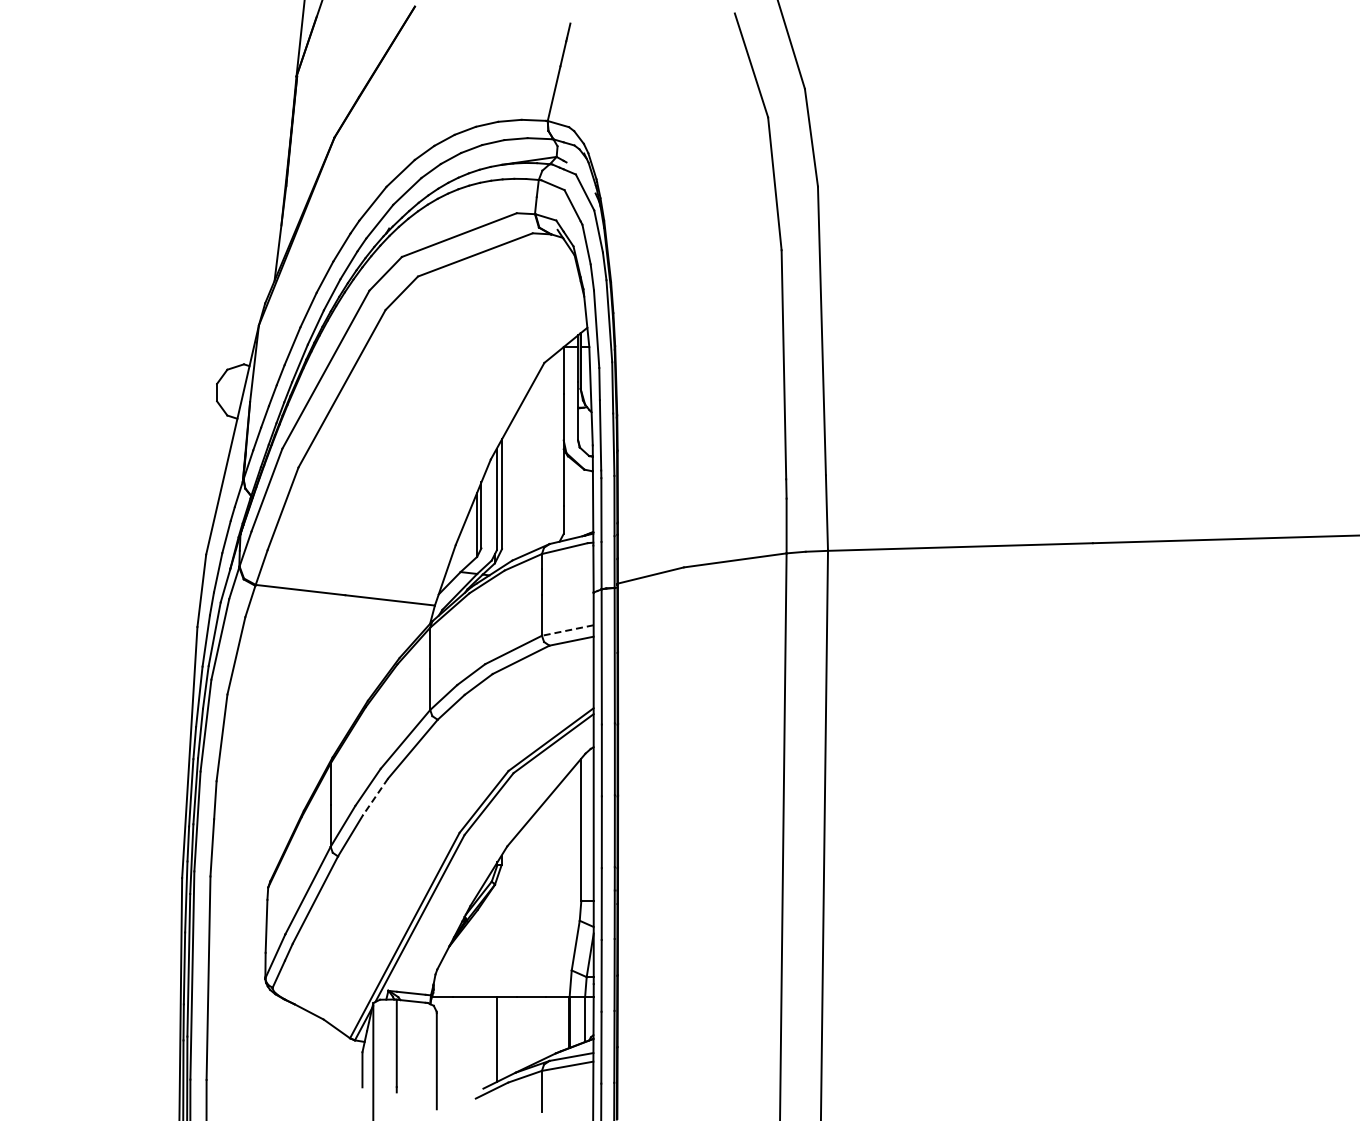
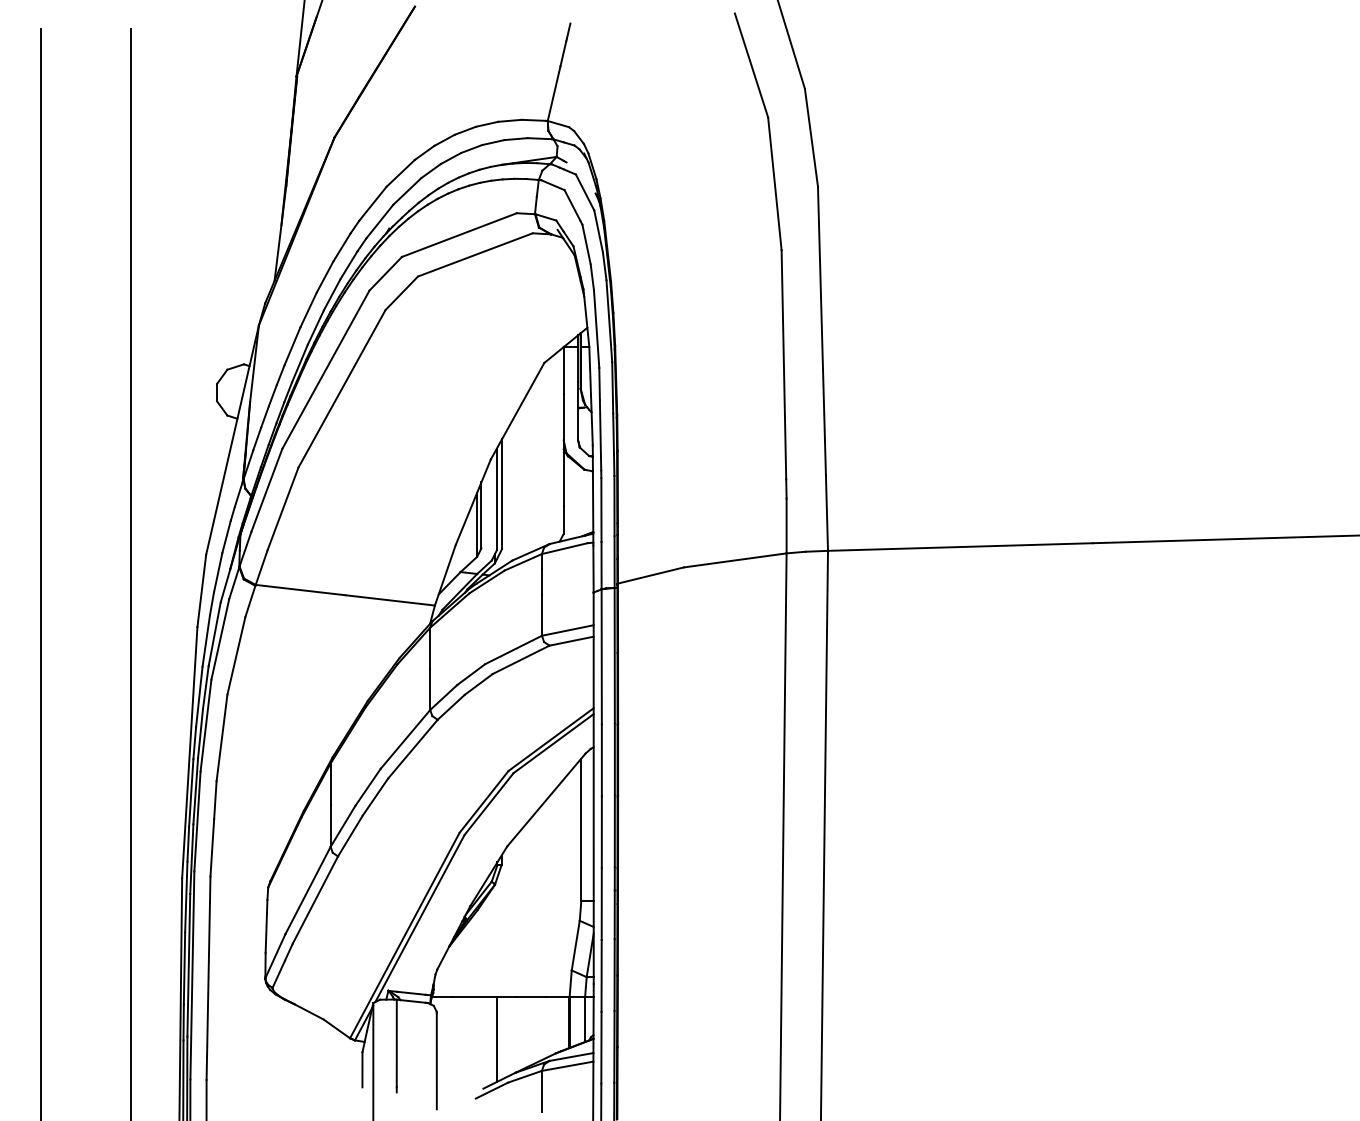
line: none -> present (40, 573)
line: none -> present (130, 573)
line: dashed -> solid (567, 630)
line: dashed -> solid (375, 797)
